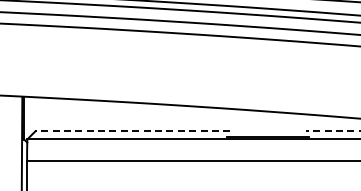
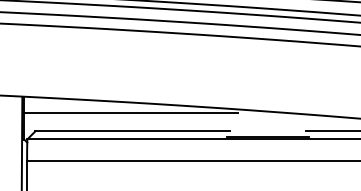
line: none -> present (130, 113)
line: dashed -> solid (132, 131)
line: dashed -> solid (333, 131)
